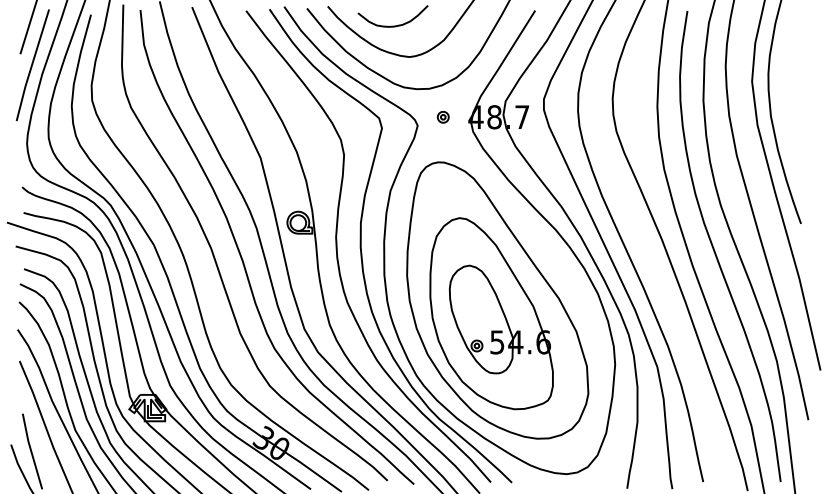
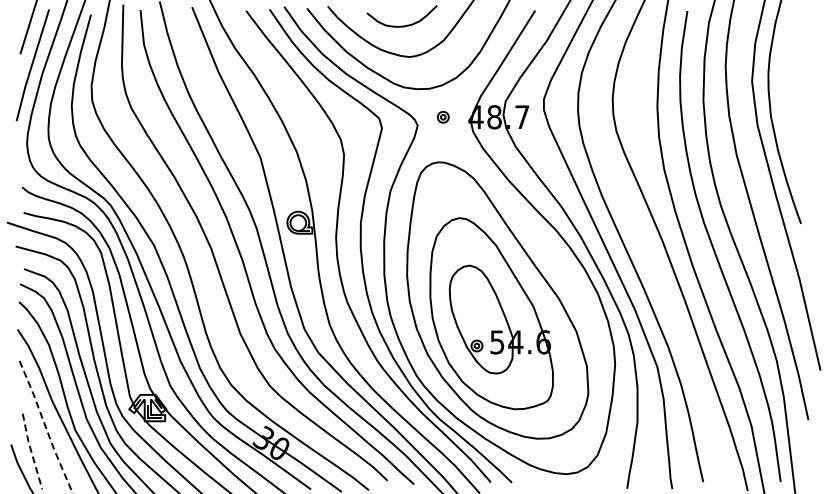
curve position: (392, 25) -> (401, 25) (401, 25)
line: solid -> dashed (45, 427)
line: solid -> dashed (31, 450)
